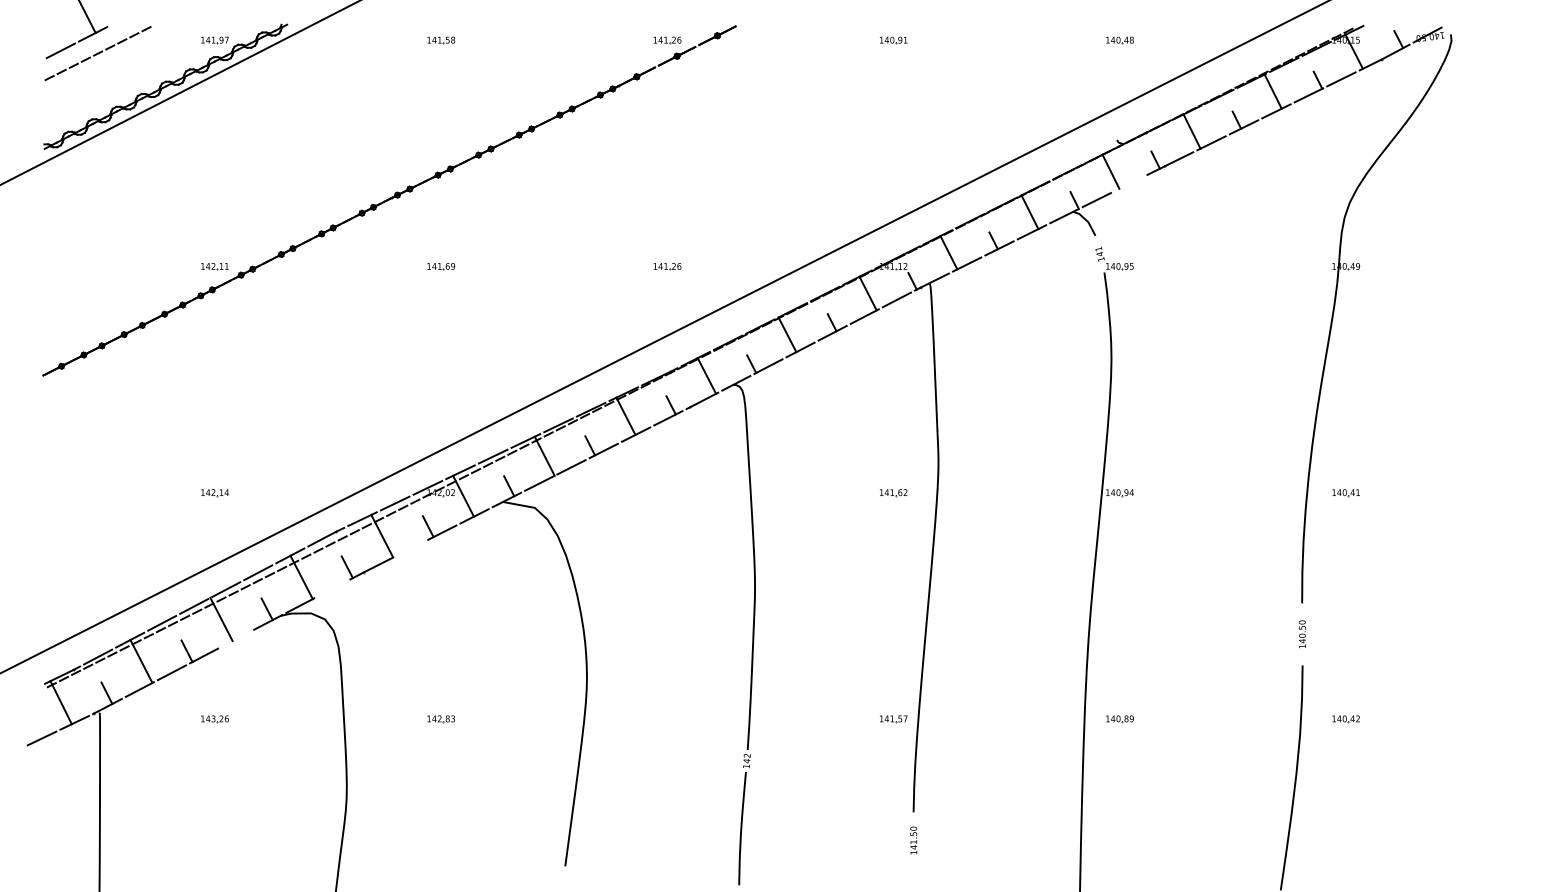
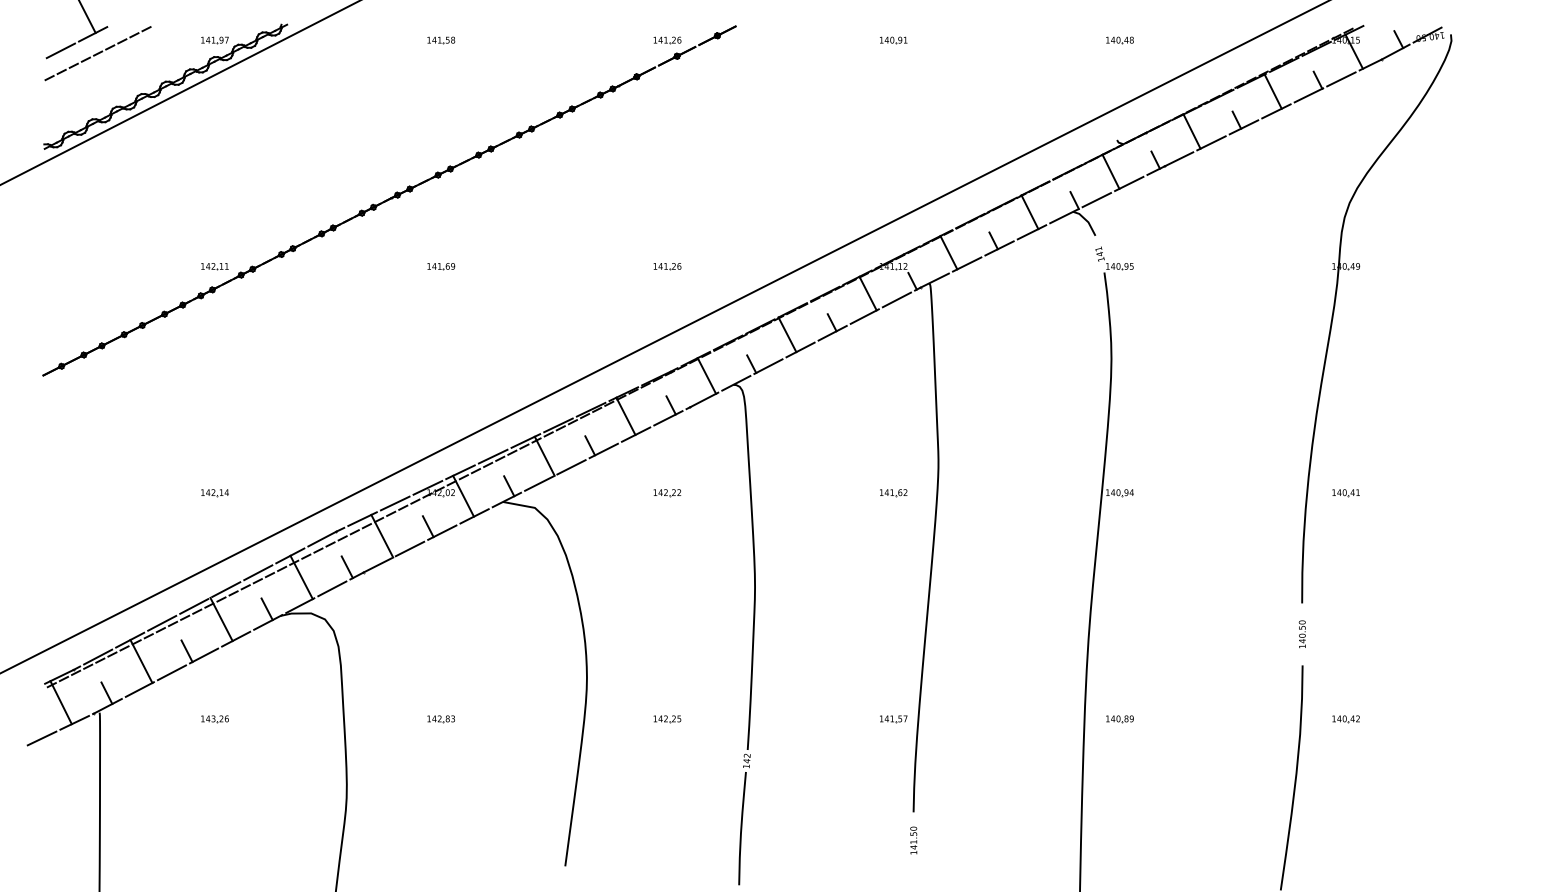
line: none -> present (1129, 183)
part: none -> present (667, 493)
line: none -> present (409, 548)
line: none -> present (332, 588)
line: none -> present (236, 638)
part: none -> present (667, 719)
